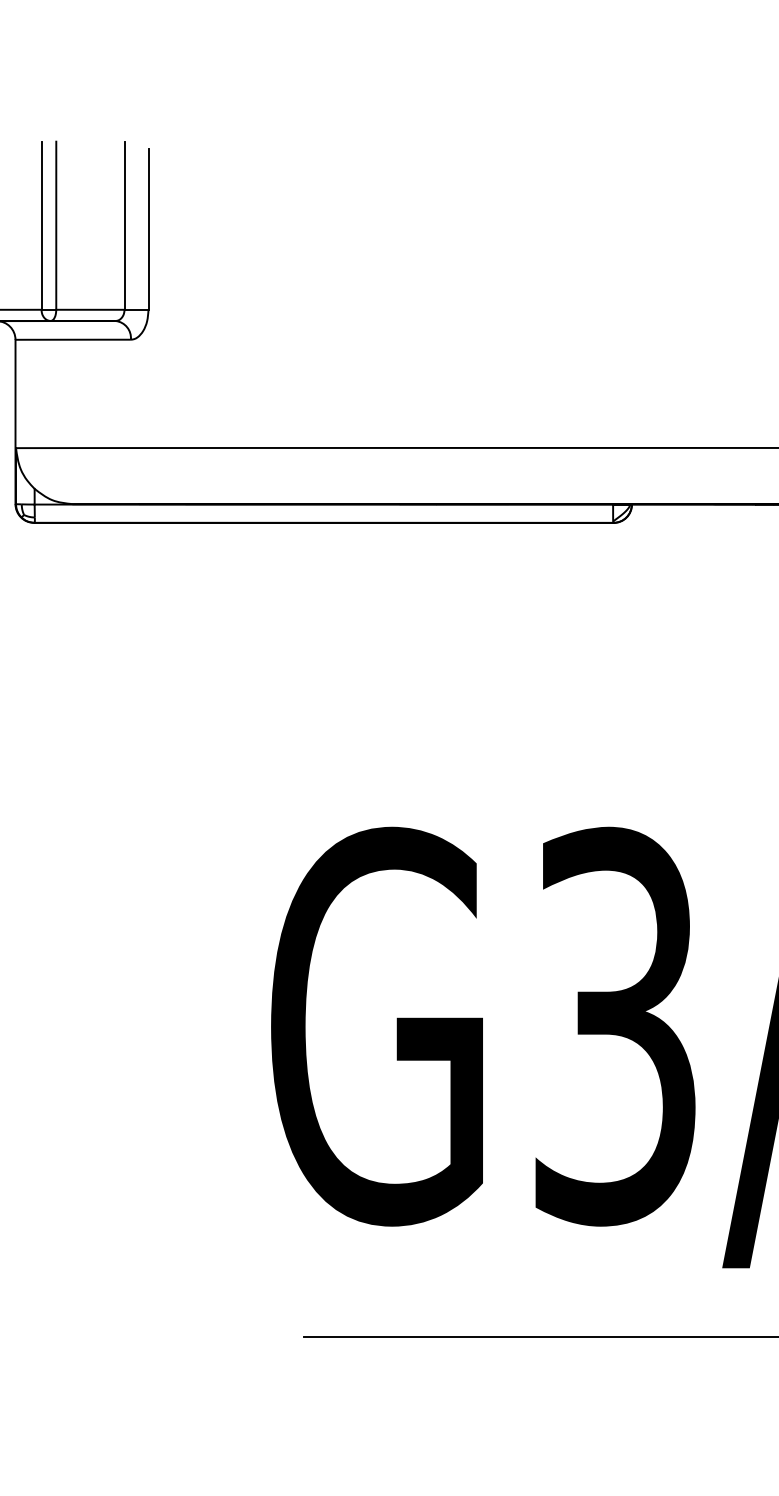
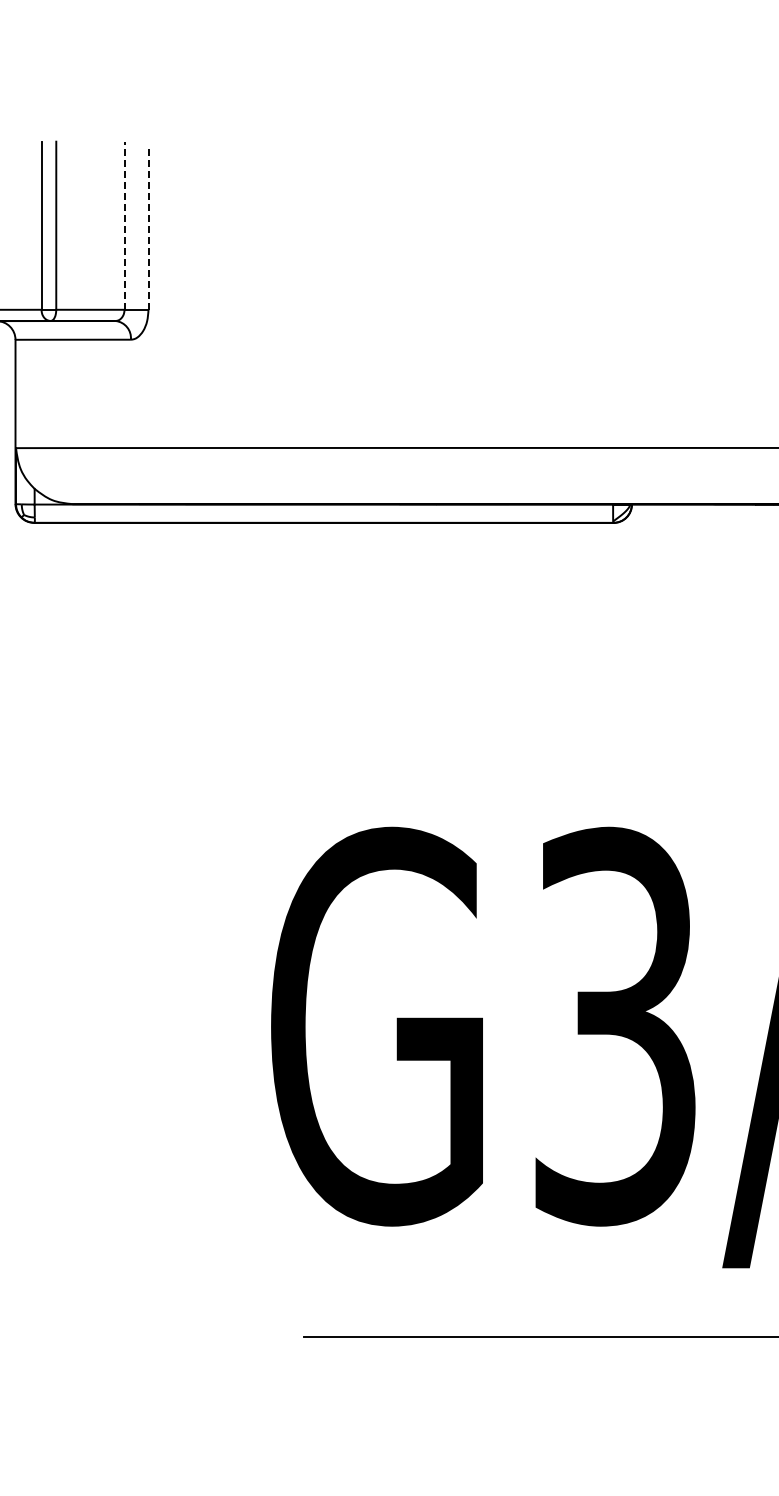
line: solid -> dashed (124, 225)
line: solid -> dashed (148, 229)
